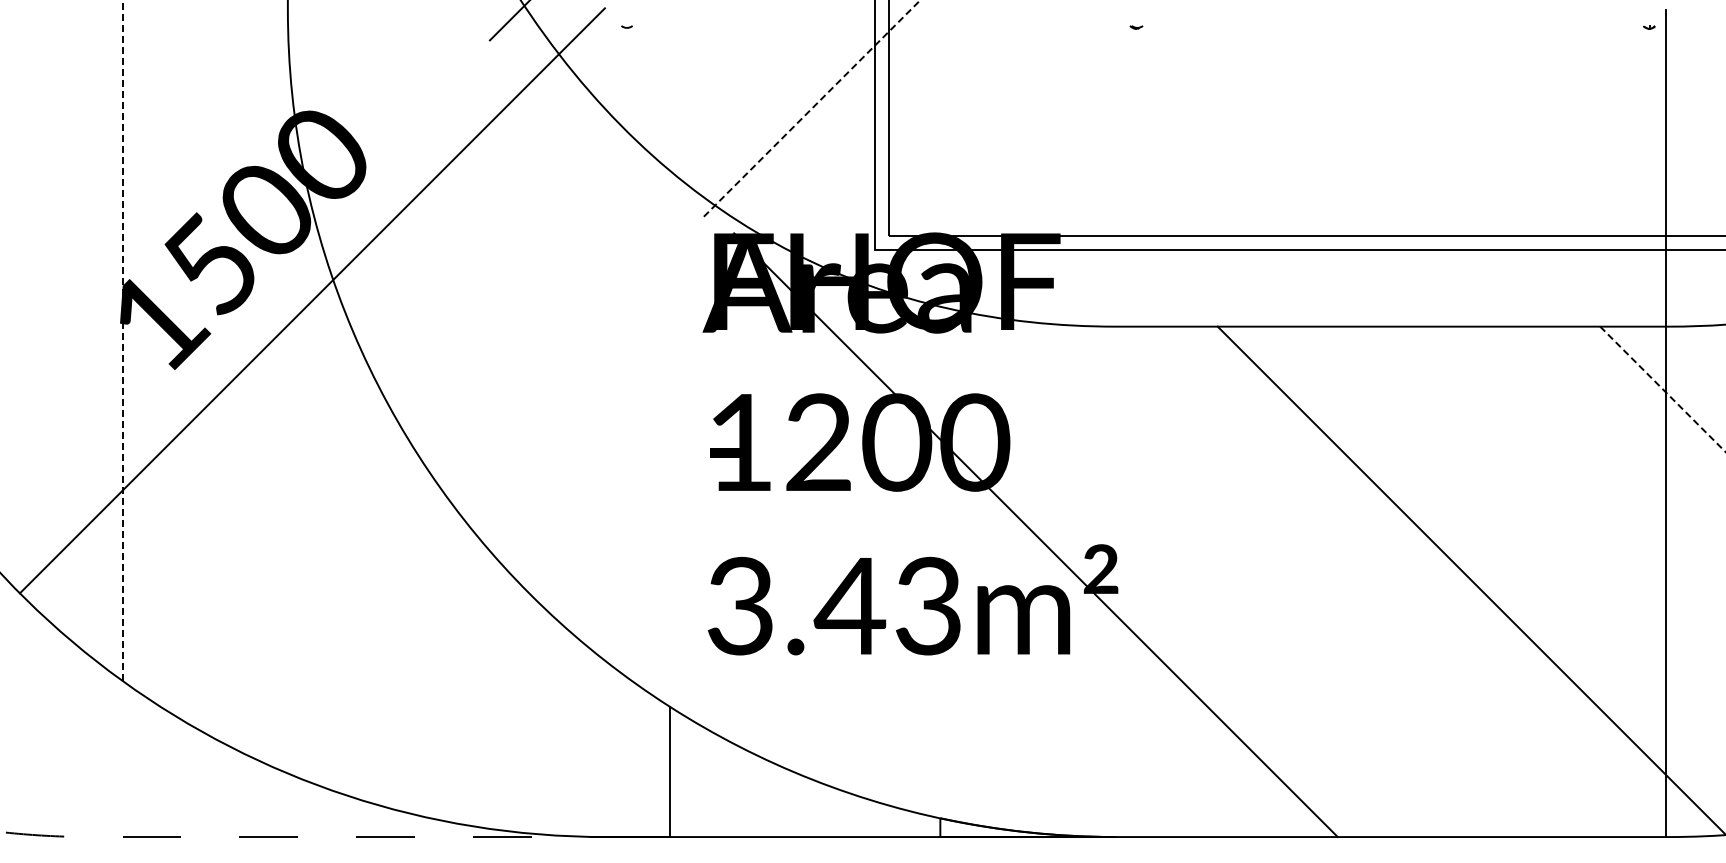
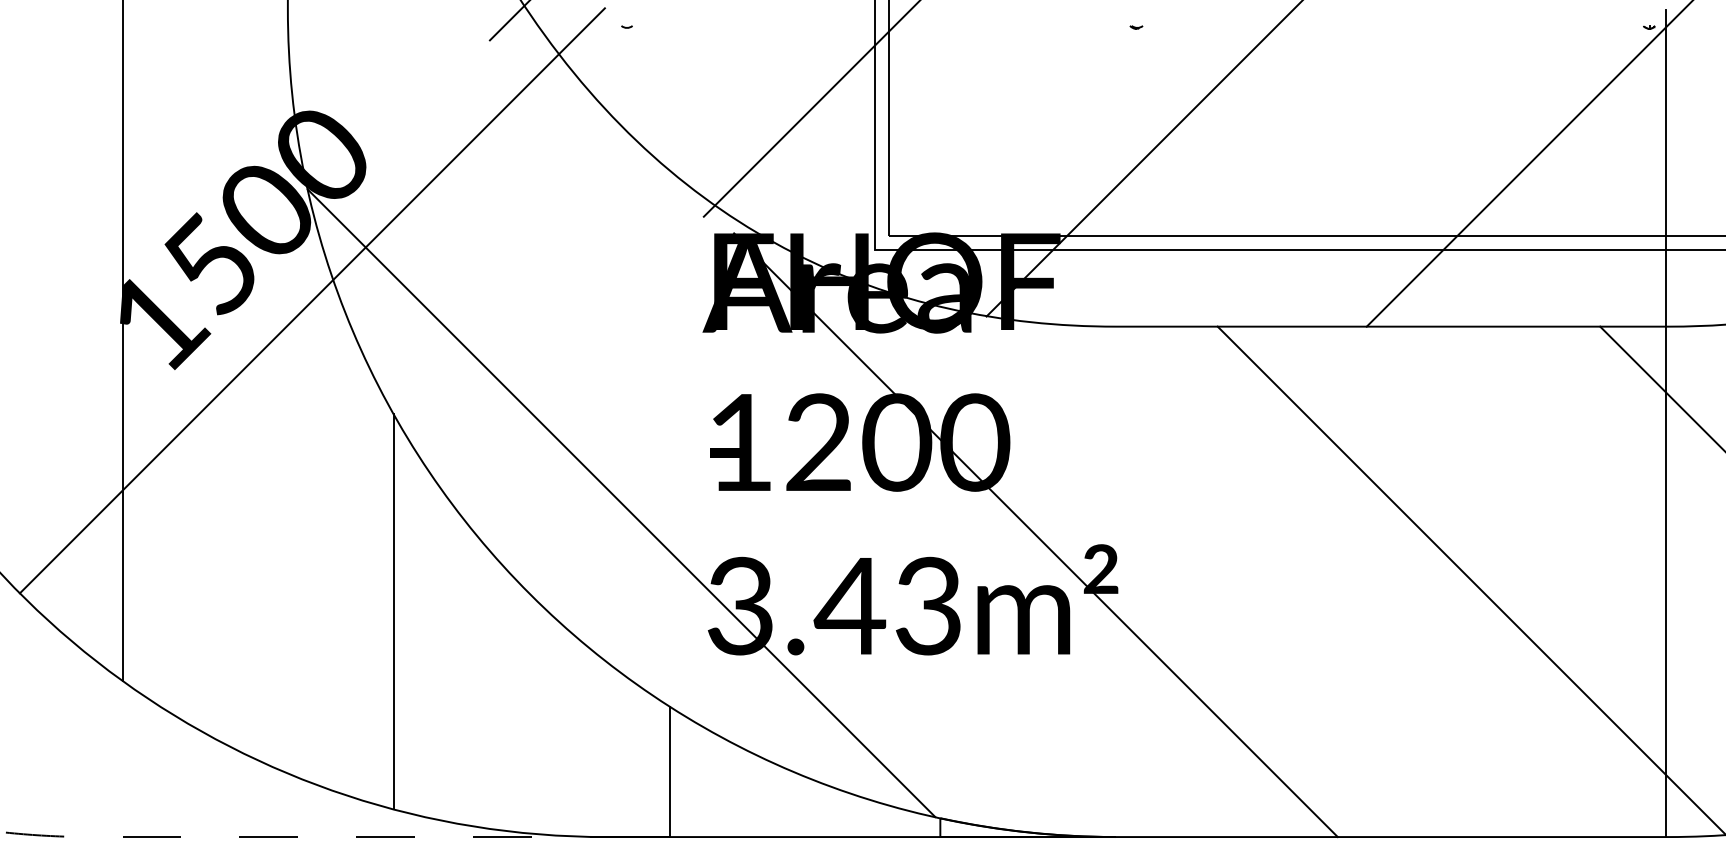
line: dashed -> solid (812, 108)
line: none -> present (1143, 159)
line: none -> present (1528, 164)
line: dashed -> solid (123, 340)
line: dashed -> solid (1663, 389)
line: none -> present (621, 503)
line: none -> present (393, 611)
